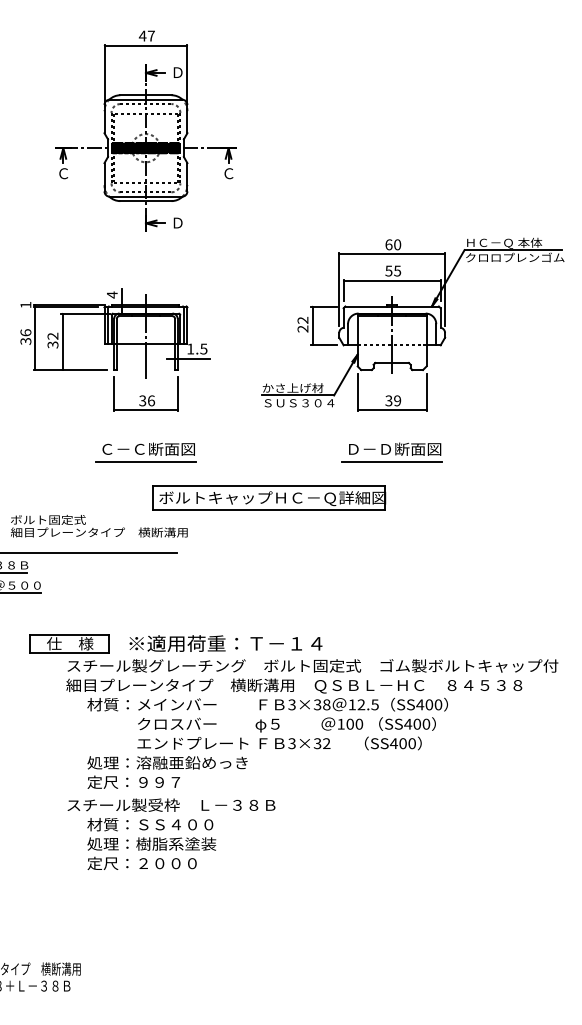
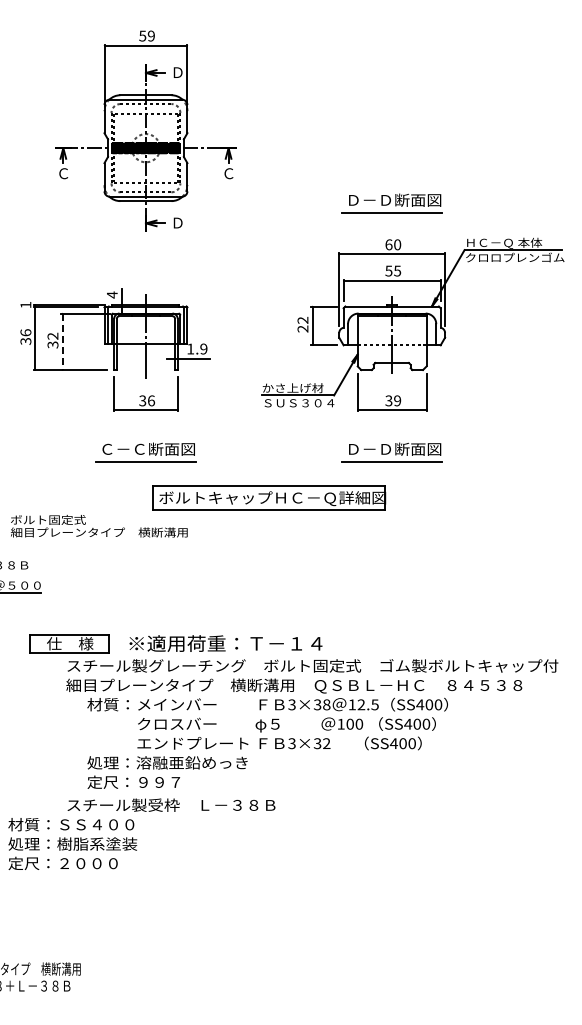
text: 47 -> 59 (146, 35)
part: none -> present (391, 203)
line: solid -> dashed (62, 342)
text: 1.5 -> 1.9 (203, 348)
line: present -> none (89, 552)
line: present -> none (14, 572)
text position: (151, 843) -> (72, 843) (72, 843)
